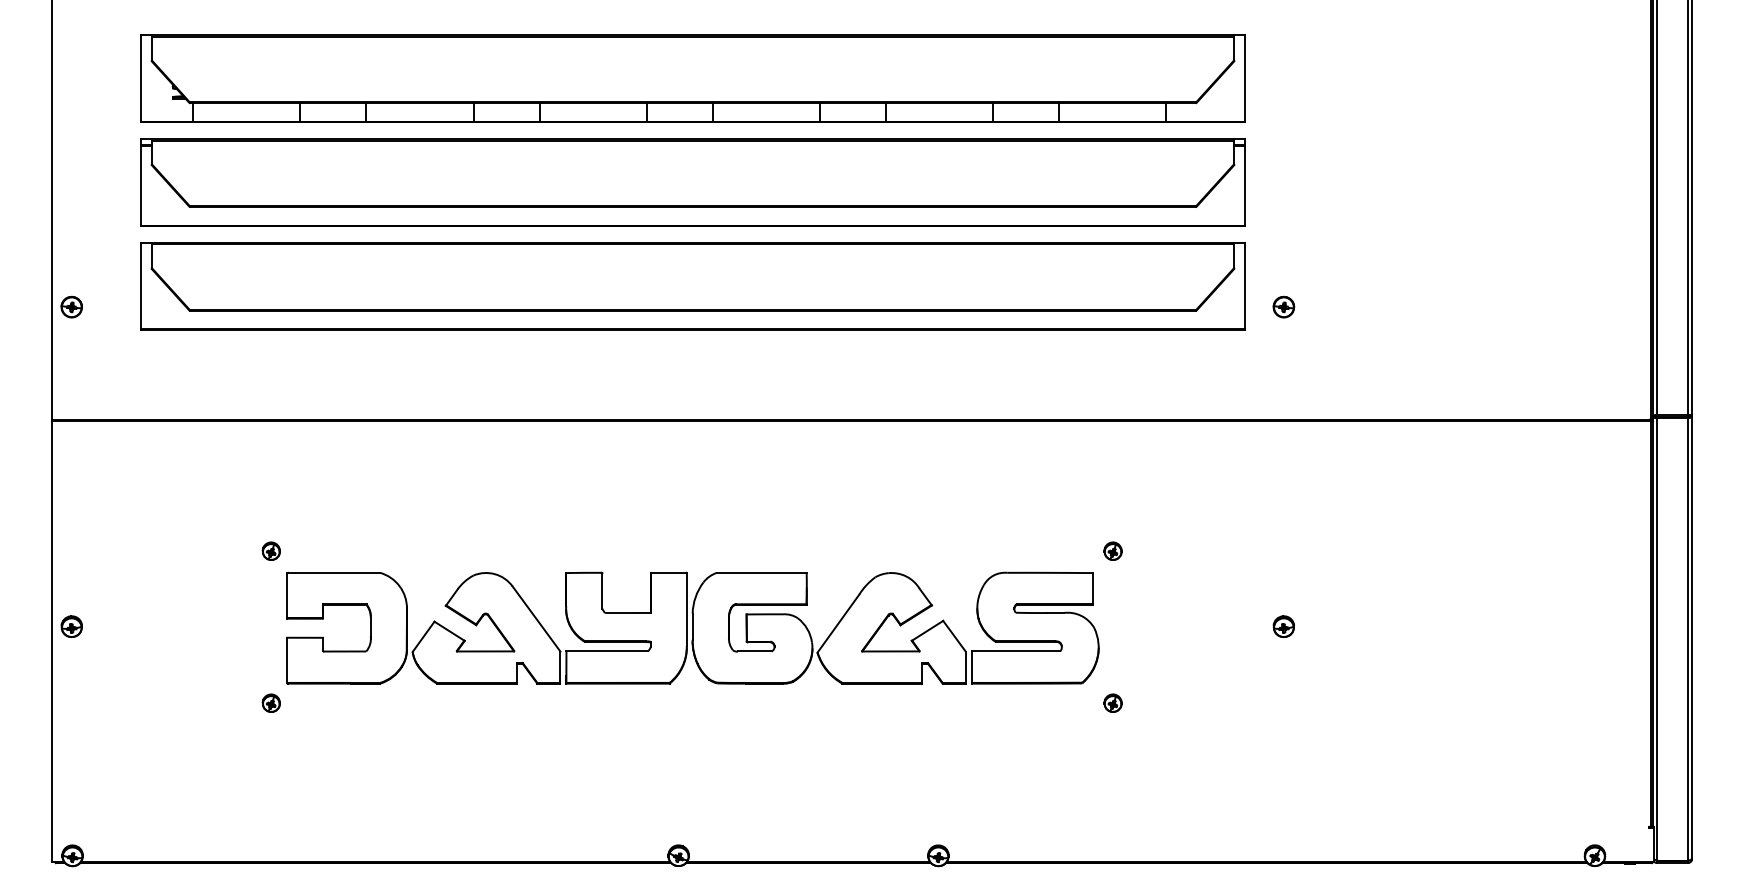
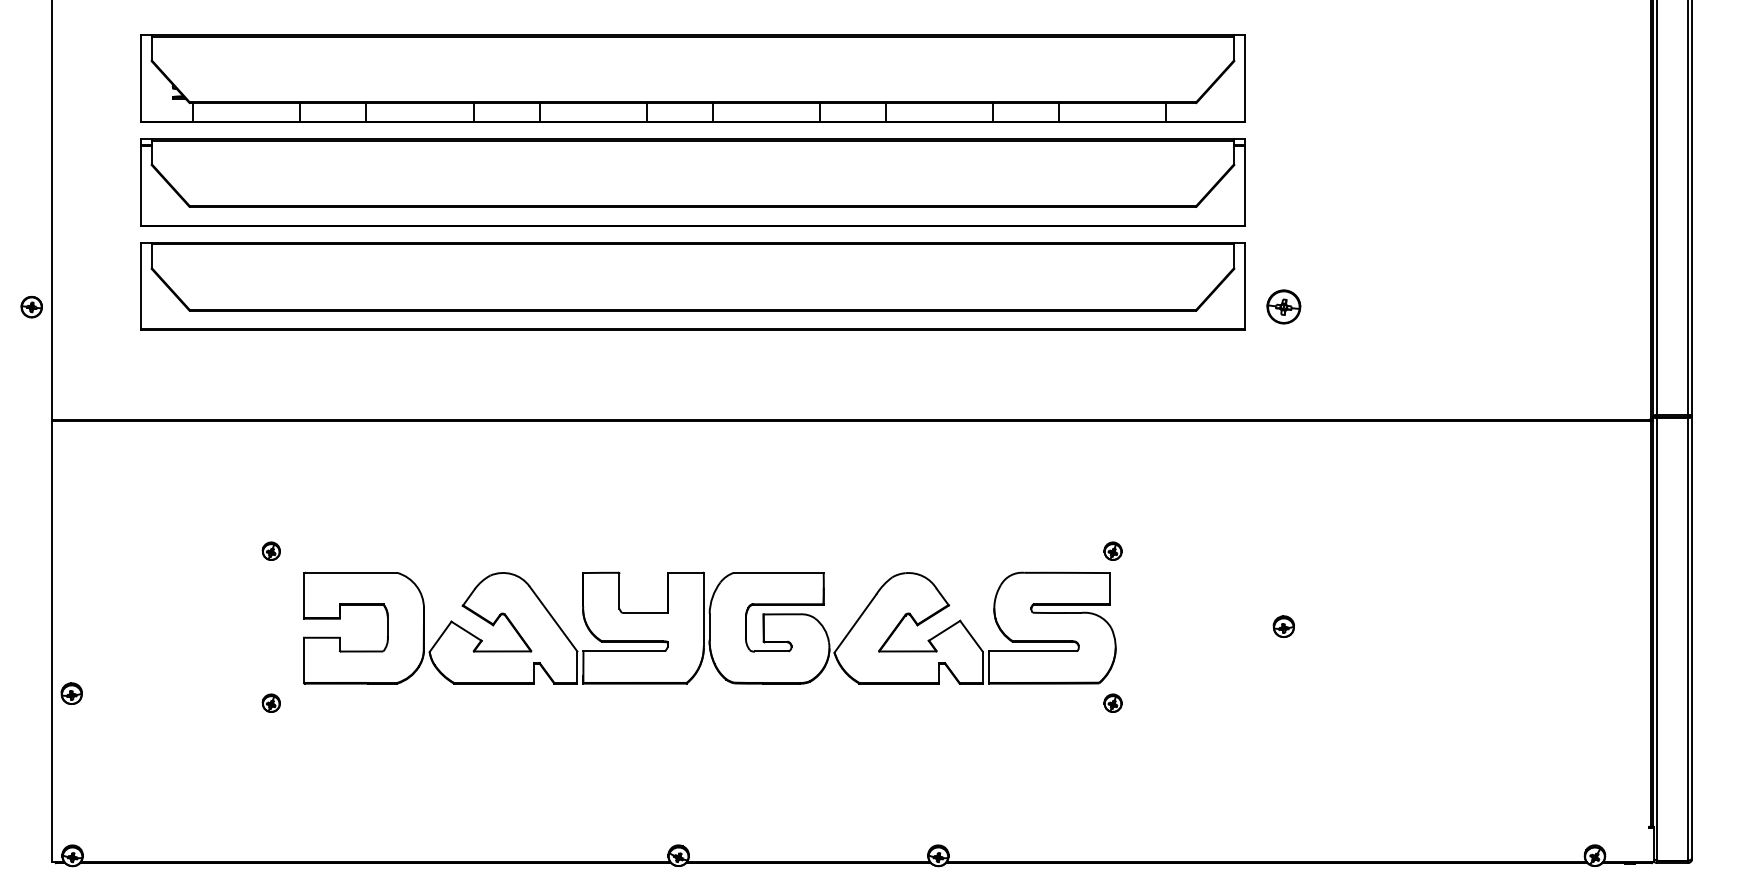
part position: (71, 306) -> (31, 306) (31, 306)
part size: 24x23 px -> 36x36 px (1283, 306)
part position: (71, 626) -> (71, 693) (71, 693)
part position: (692, 627) -> (709, 627) (709, 627)
